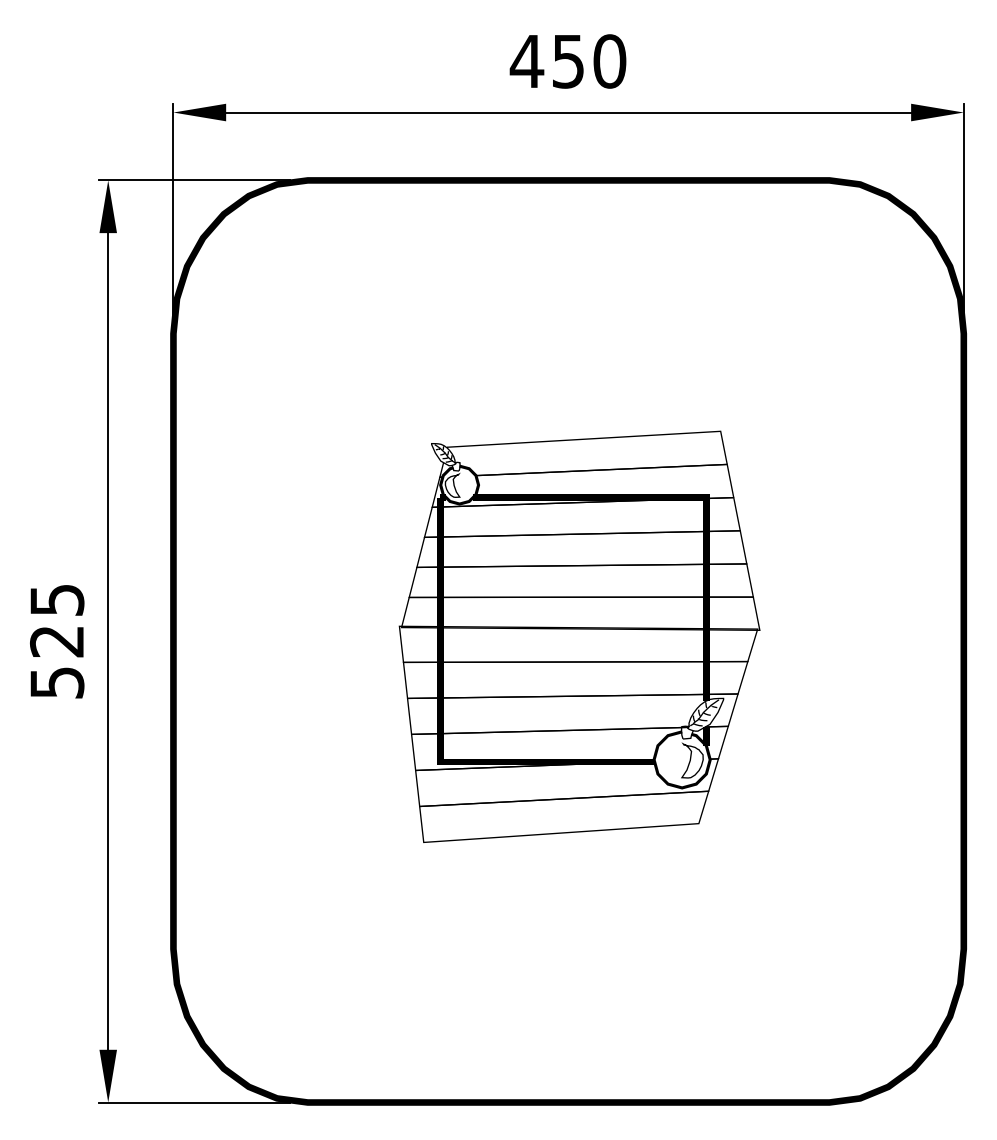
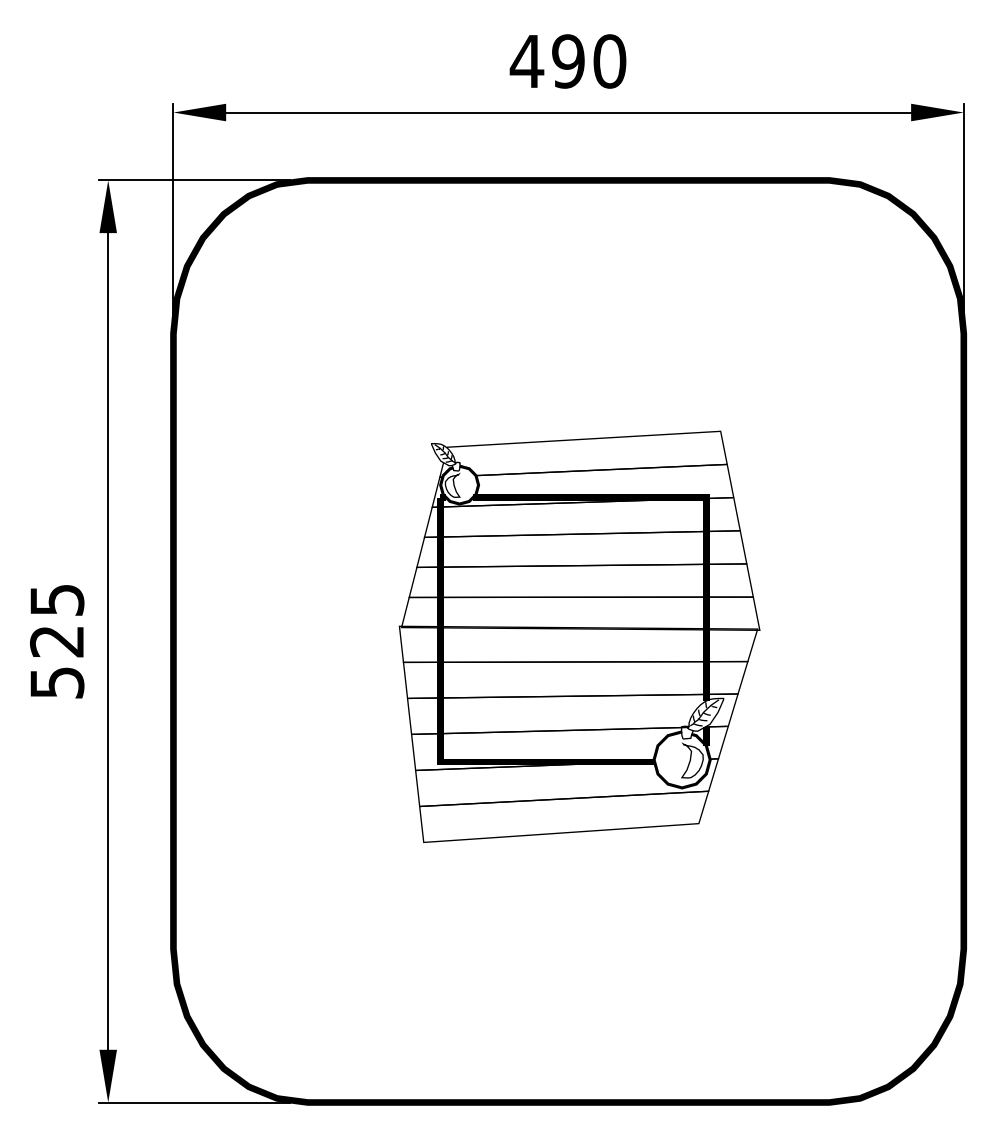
text: 450 -> 490 (568, 61)
